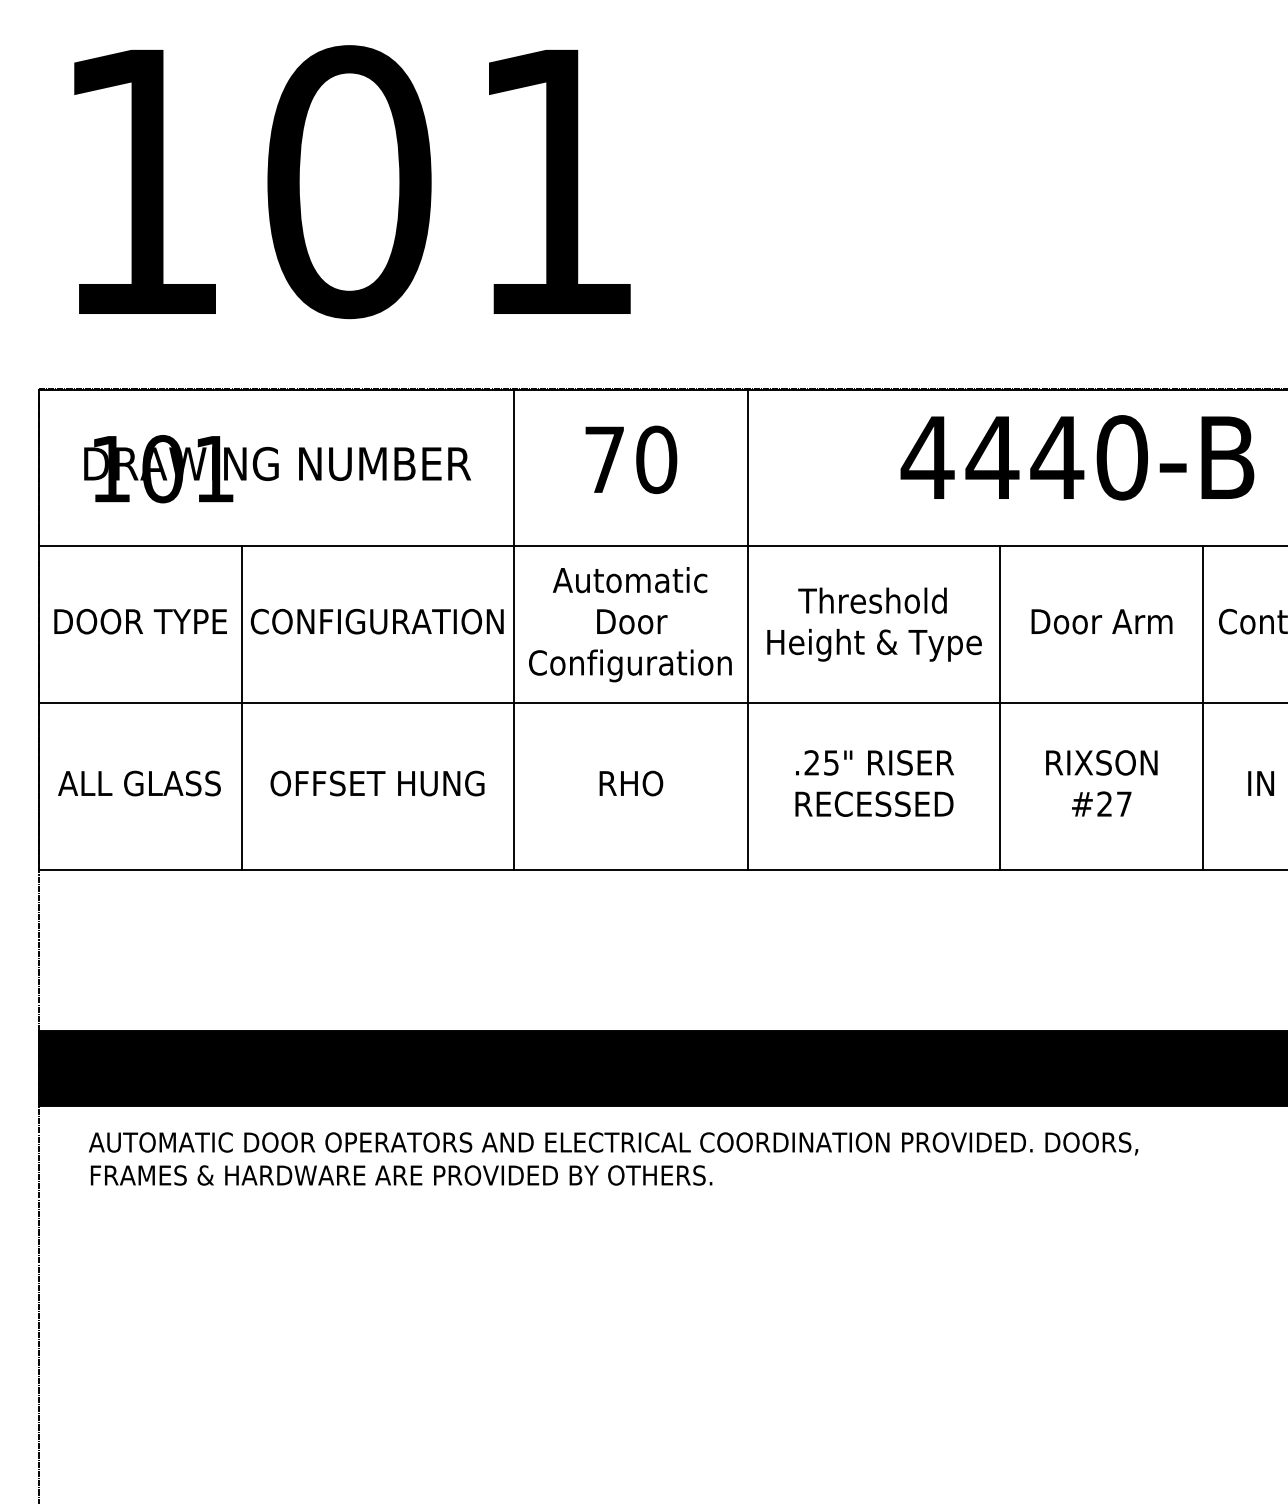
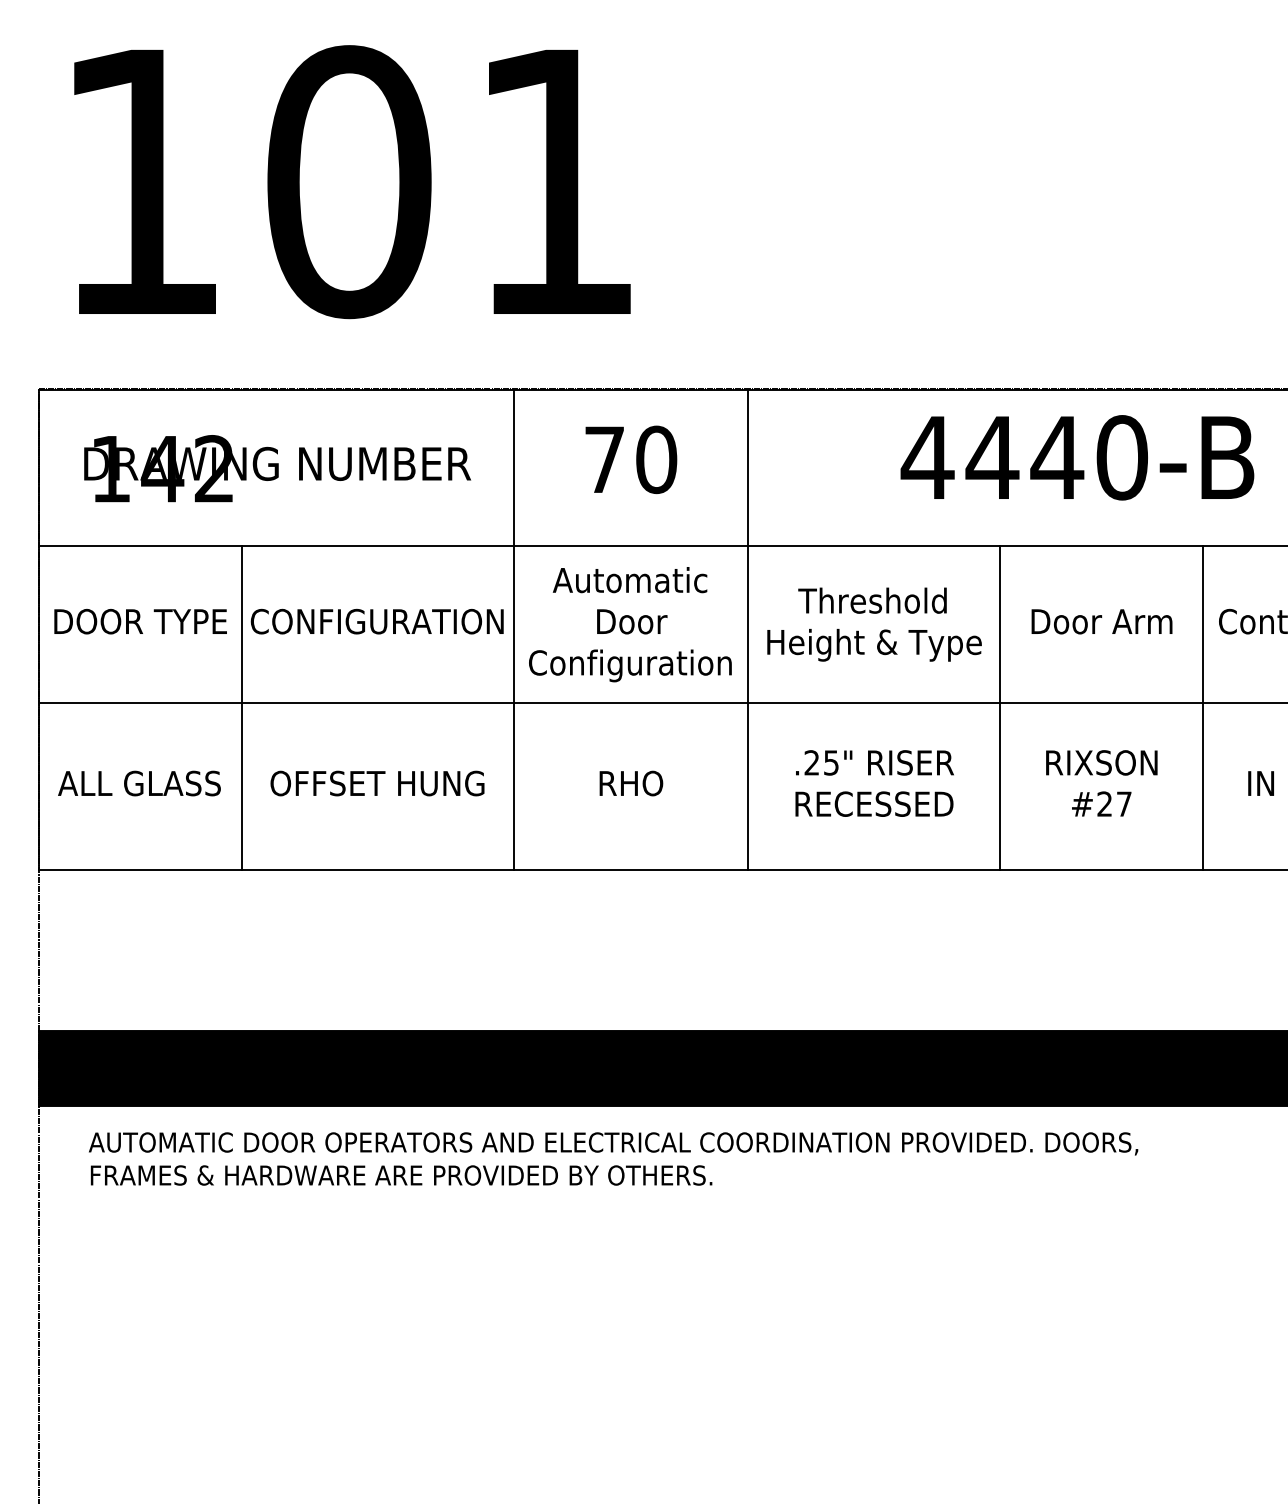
text: 101 -> 142 (187, 469)
